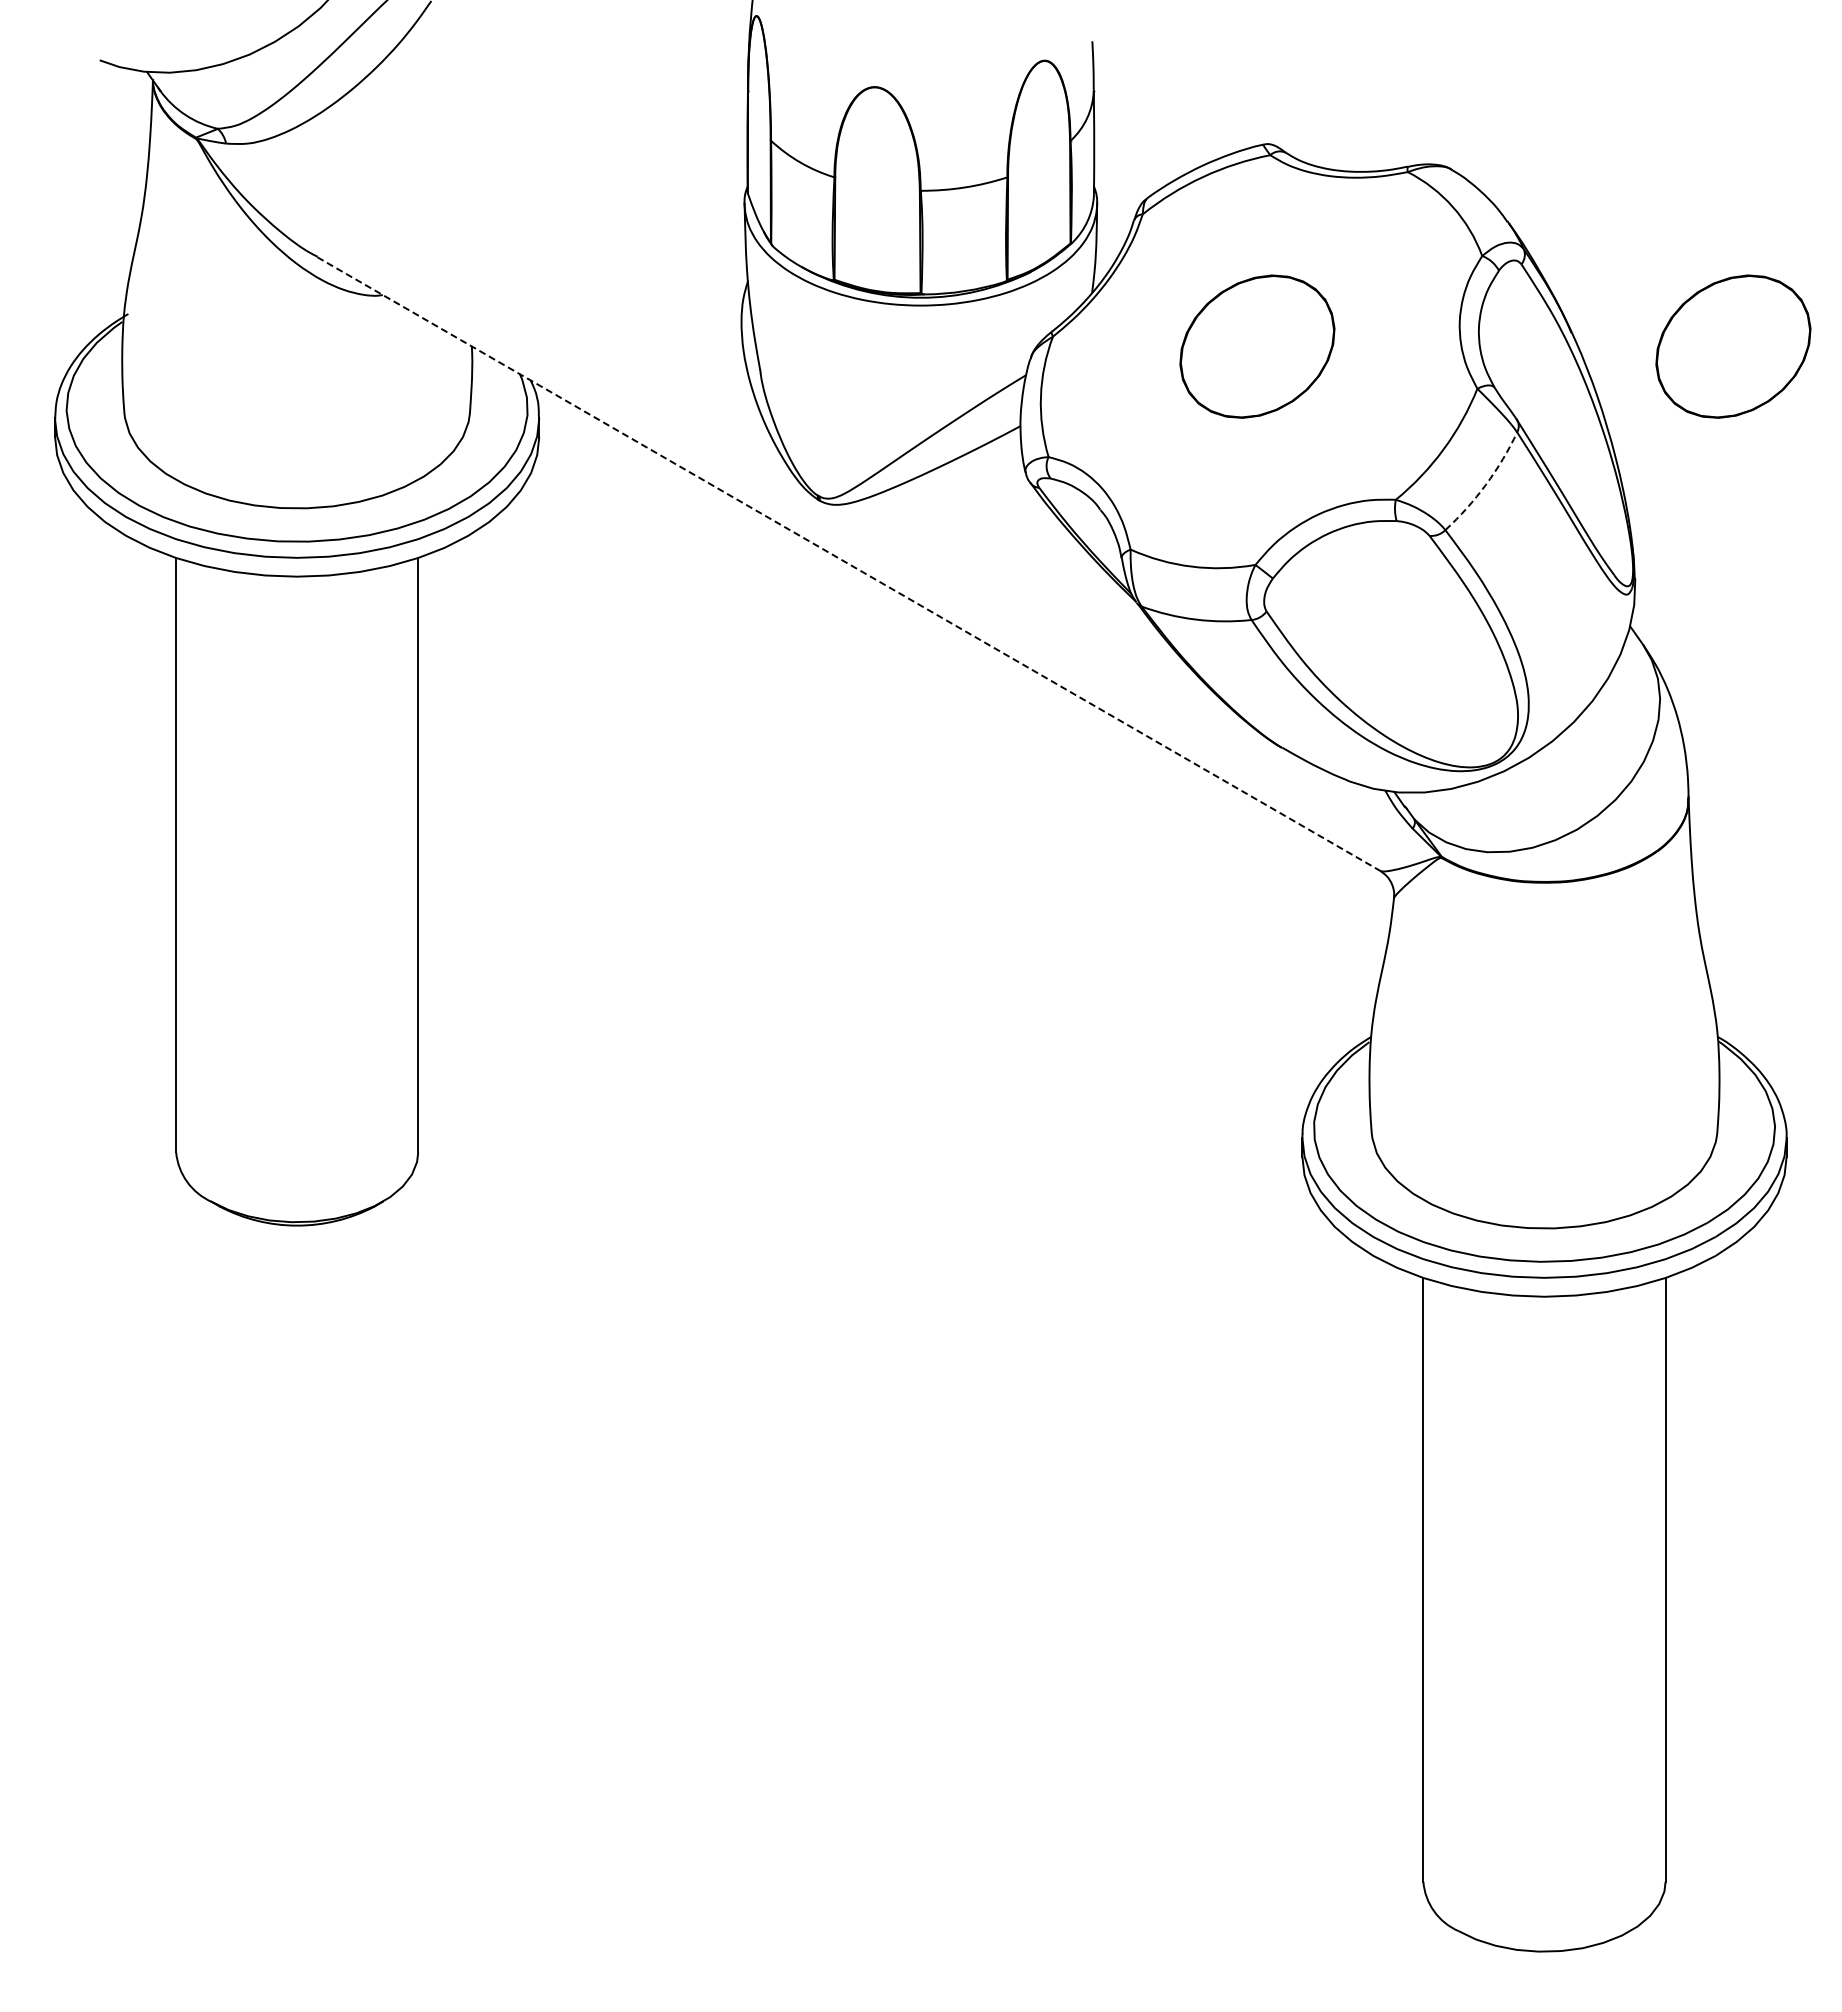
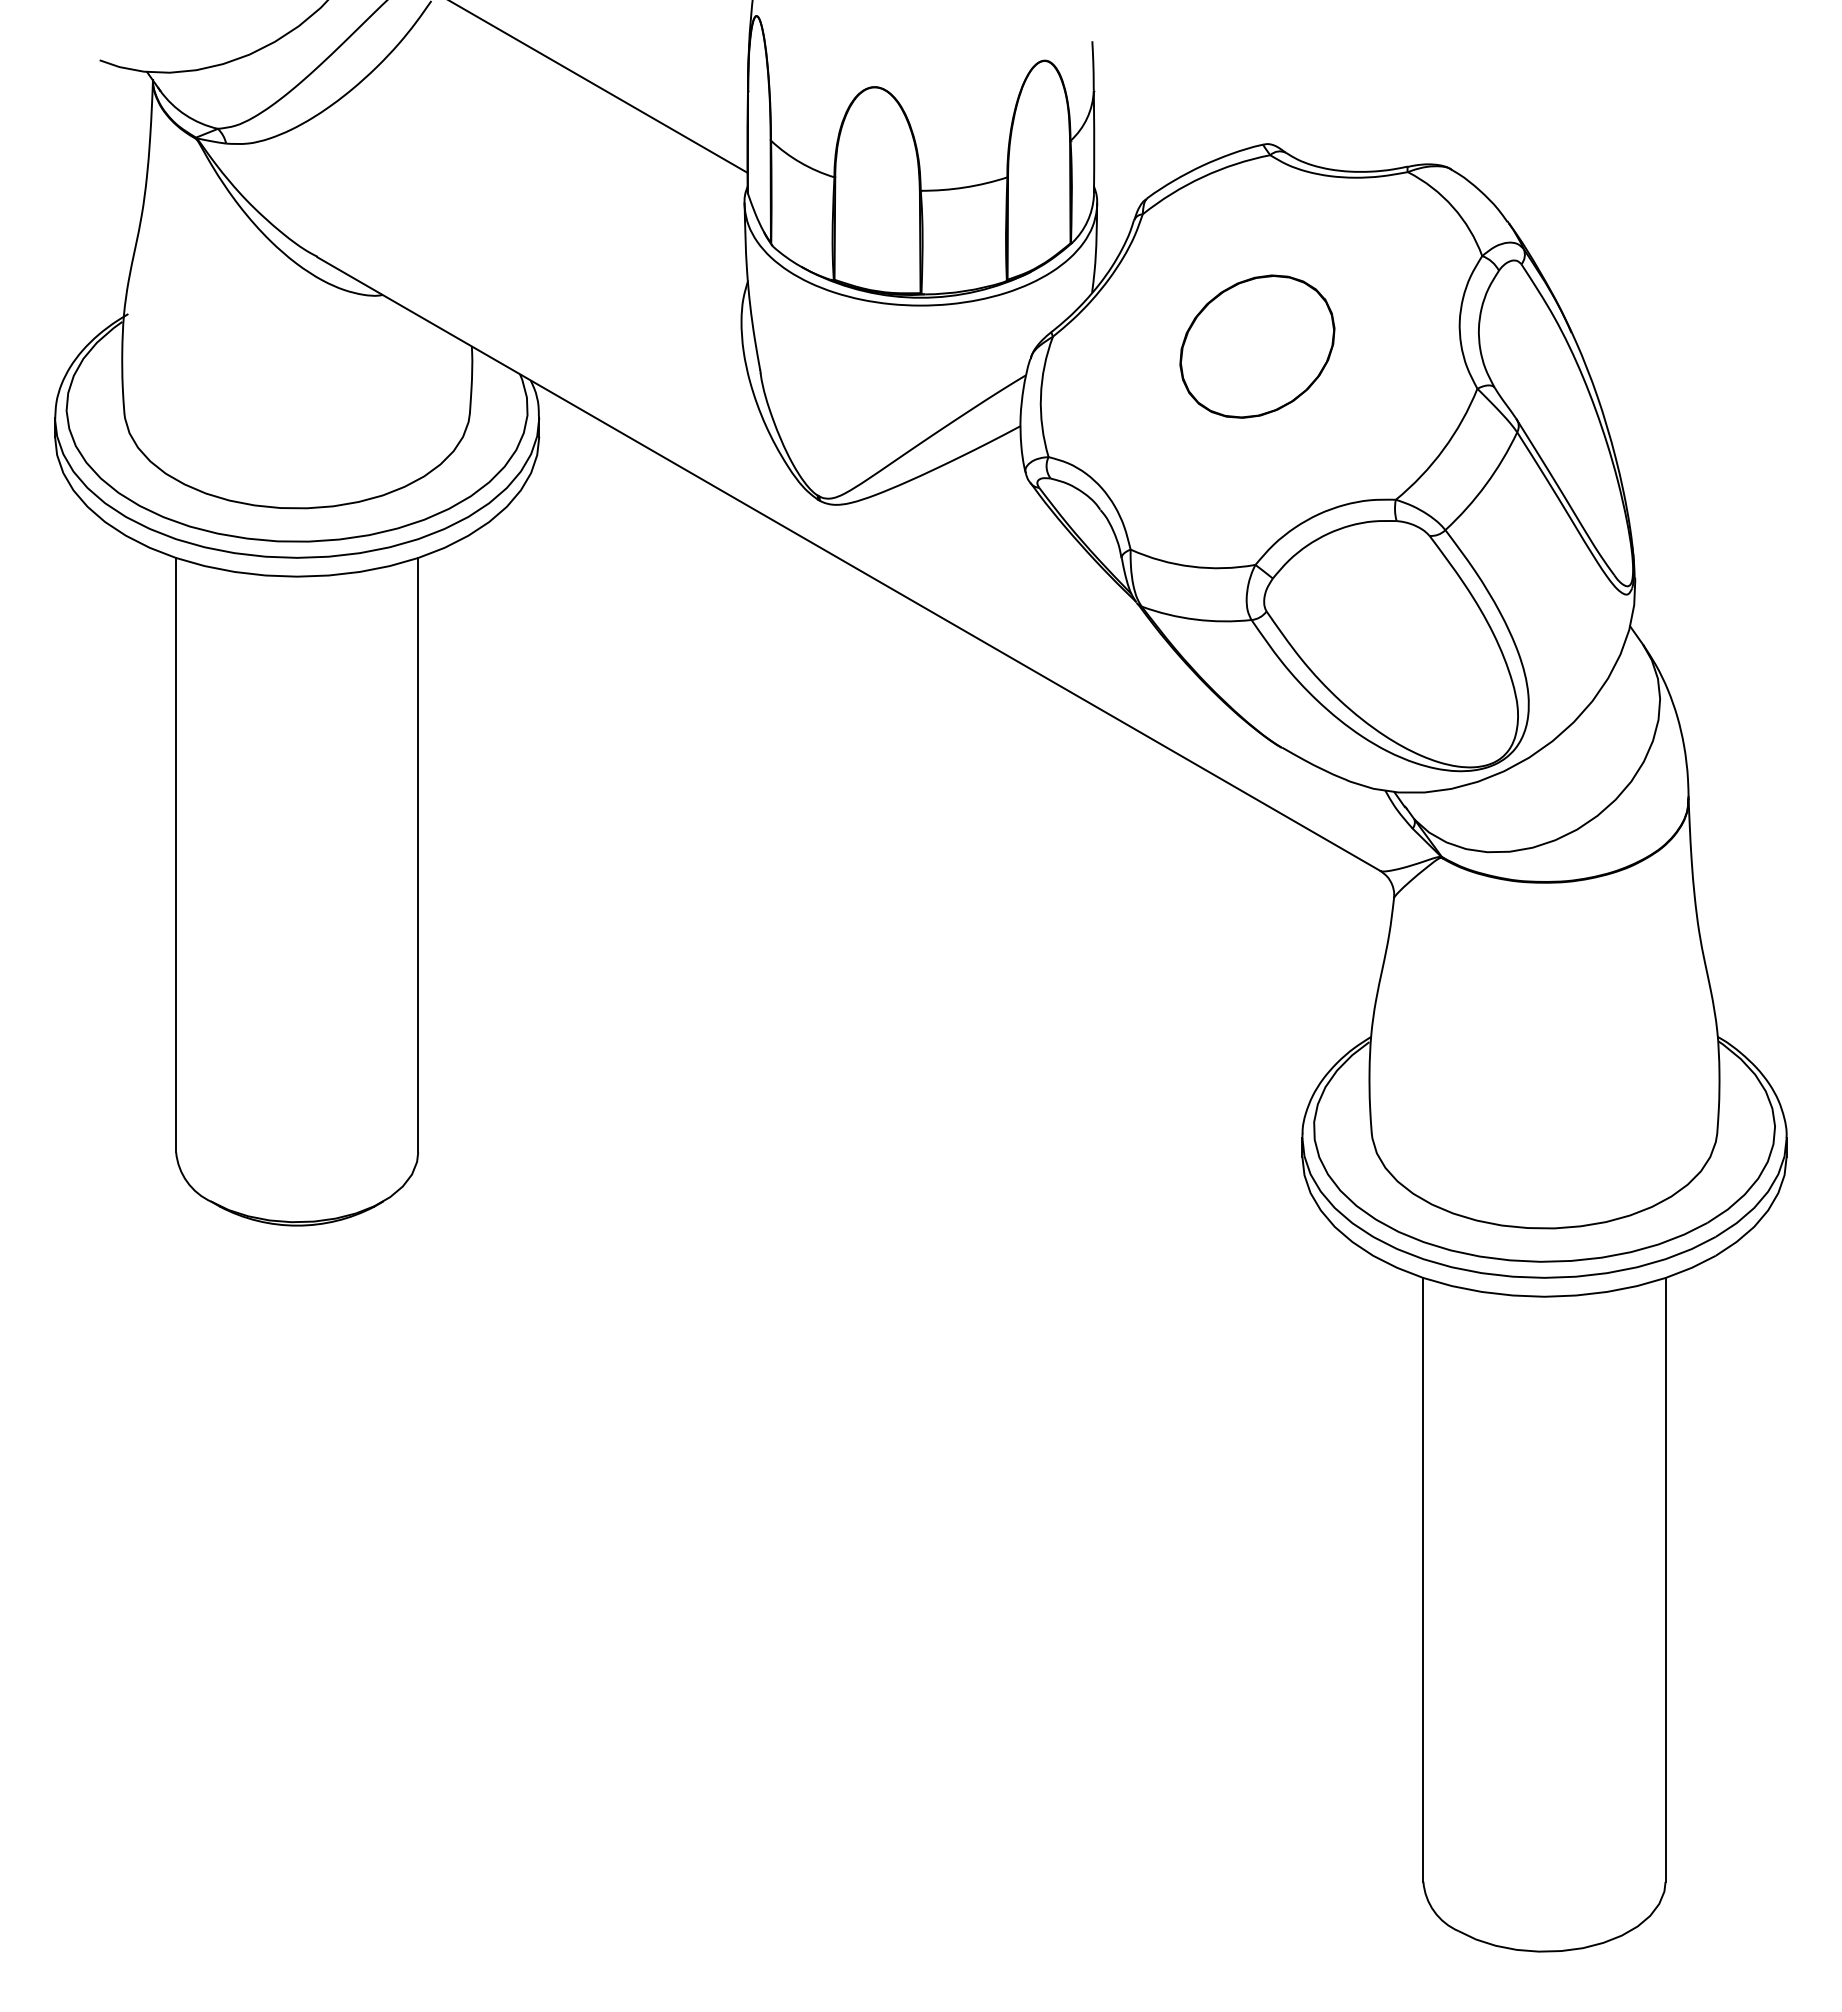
line: none -> present (599, 87)
part: present -> none (1733, 346)
arc: dashed -> solid (1486, 484)
line: dashed -> solid (848, 564)
